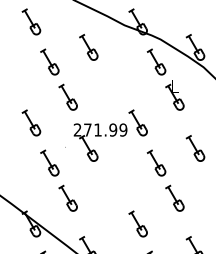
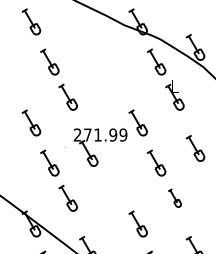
part: present -> none (88, 47)
part position: (100, 142) -> (100, 147) (100, 147)
part size: 20x28 px -> 14x20 px (174, 197)
